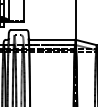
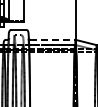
line: solid -> dashed (52, 39)
